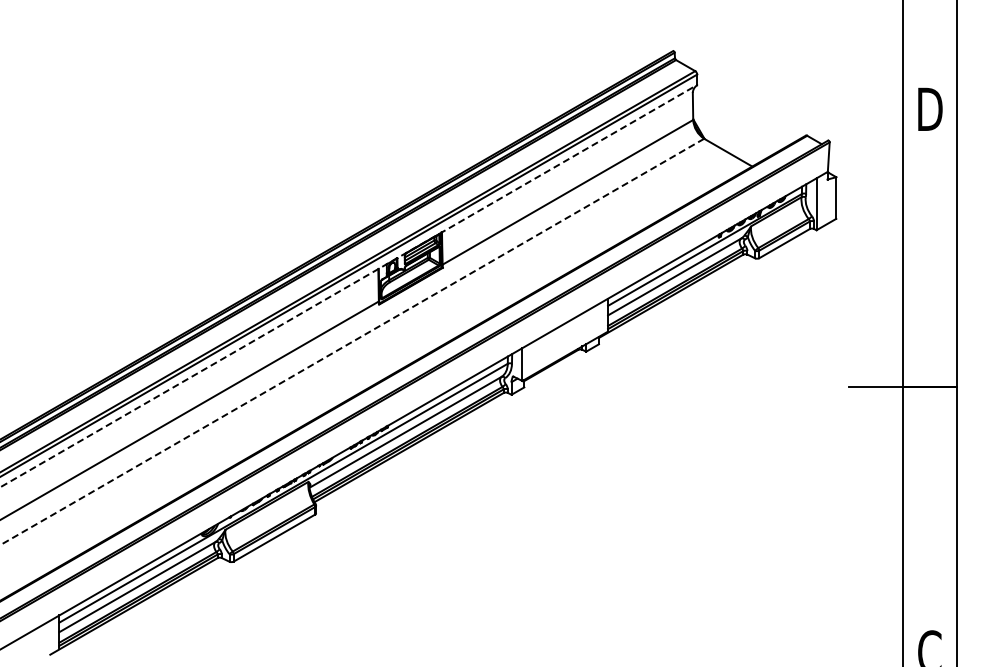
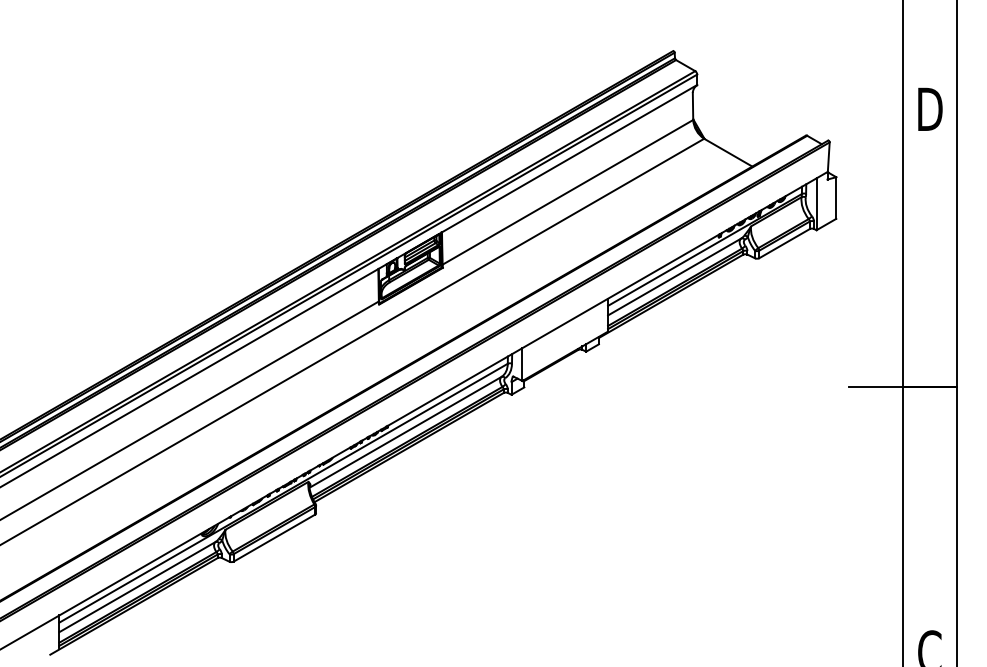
line: dashed -> solid (349, 285)
line: dashed -> solid (351, 342)
